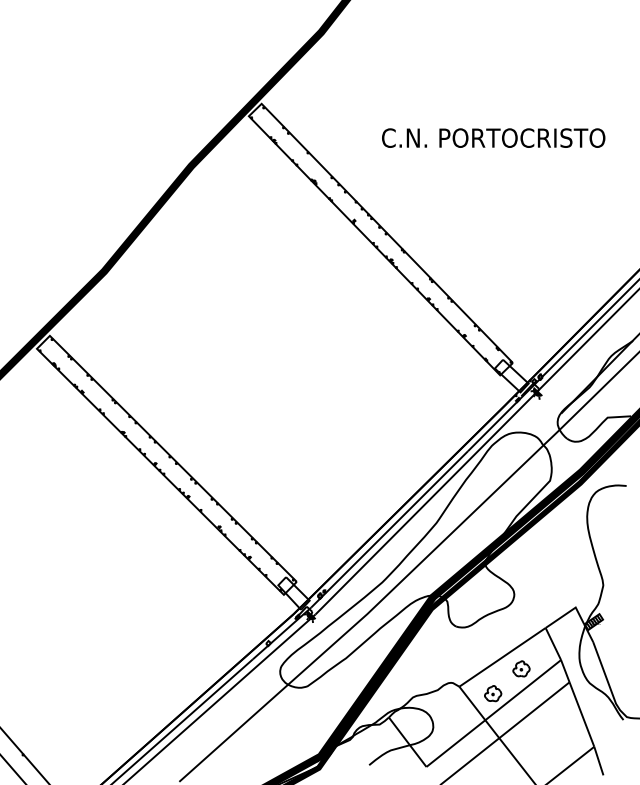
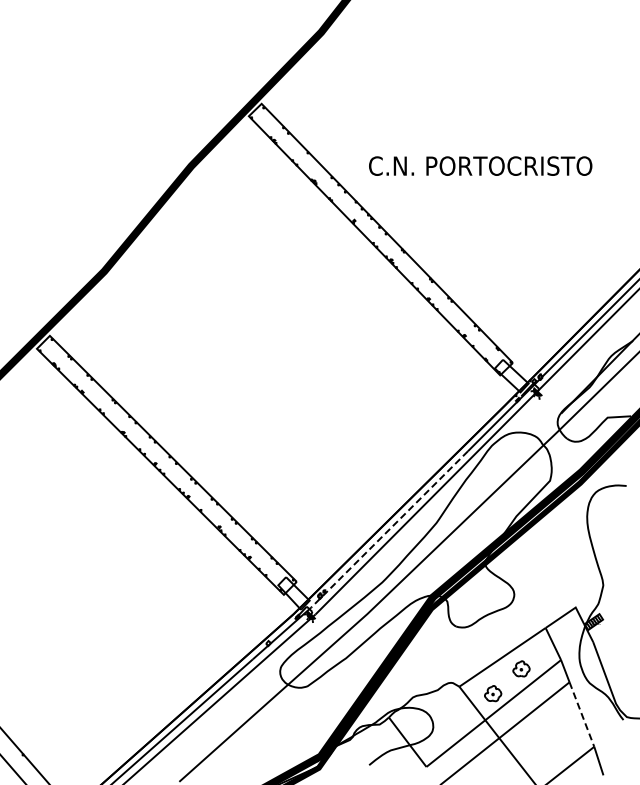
text position: (493, 137) -> (480, 165) (480, 165)
line: solid -> dashed (389, 529)
line: solid -> dashed (581, 714)
